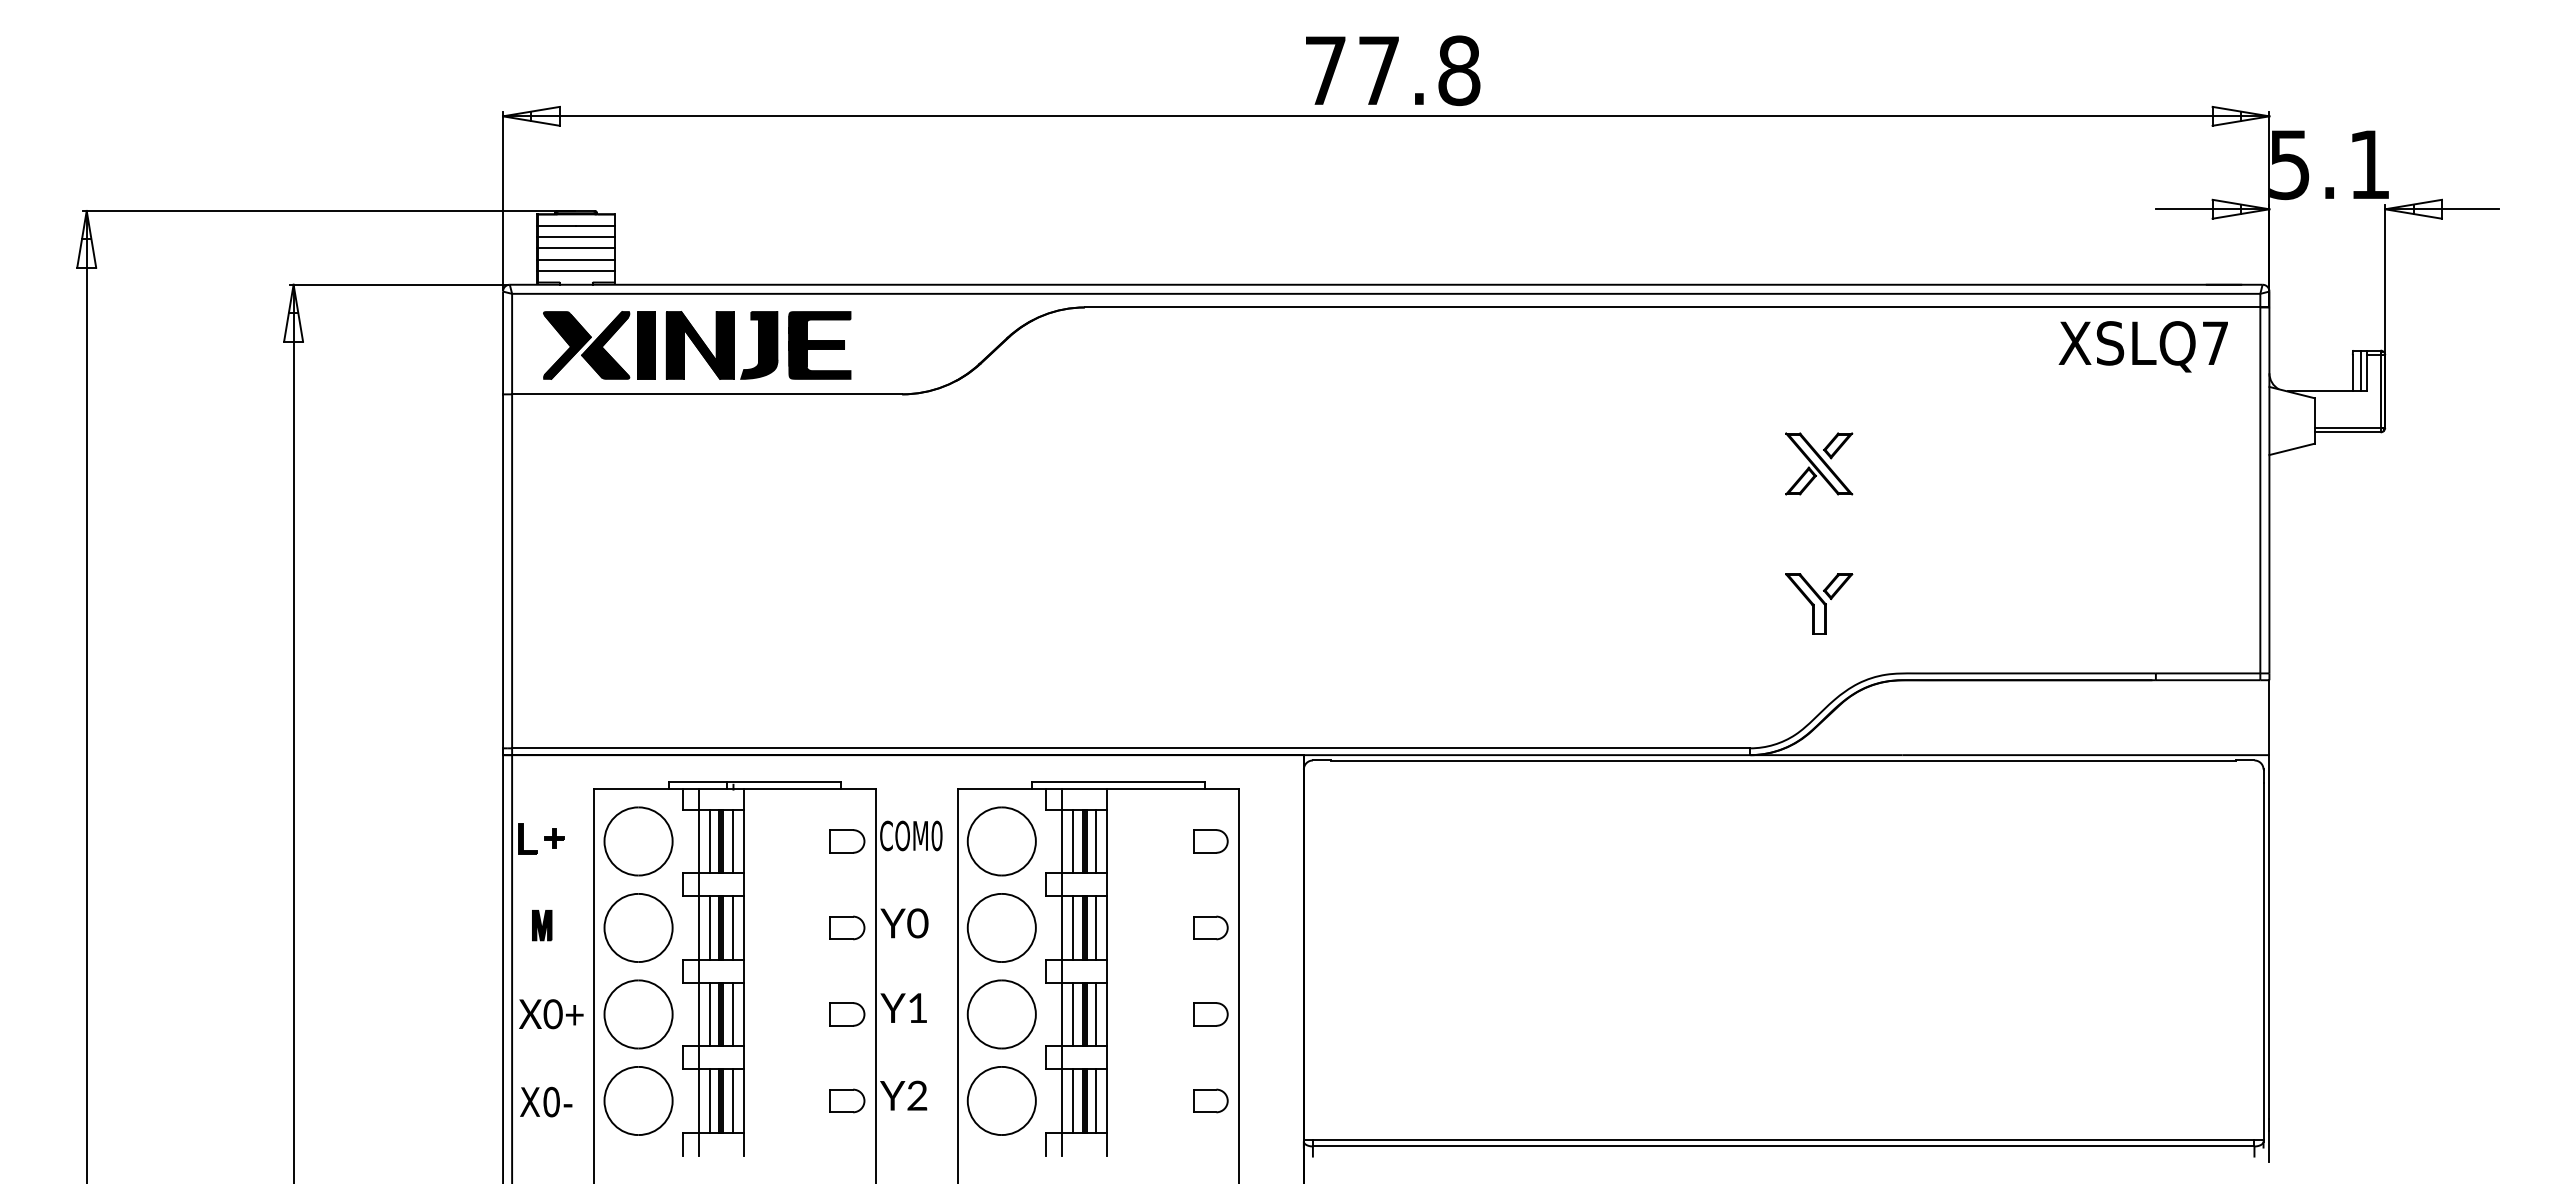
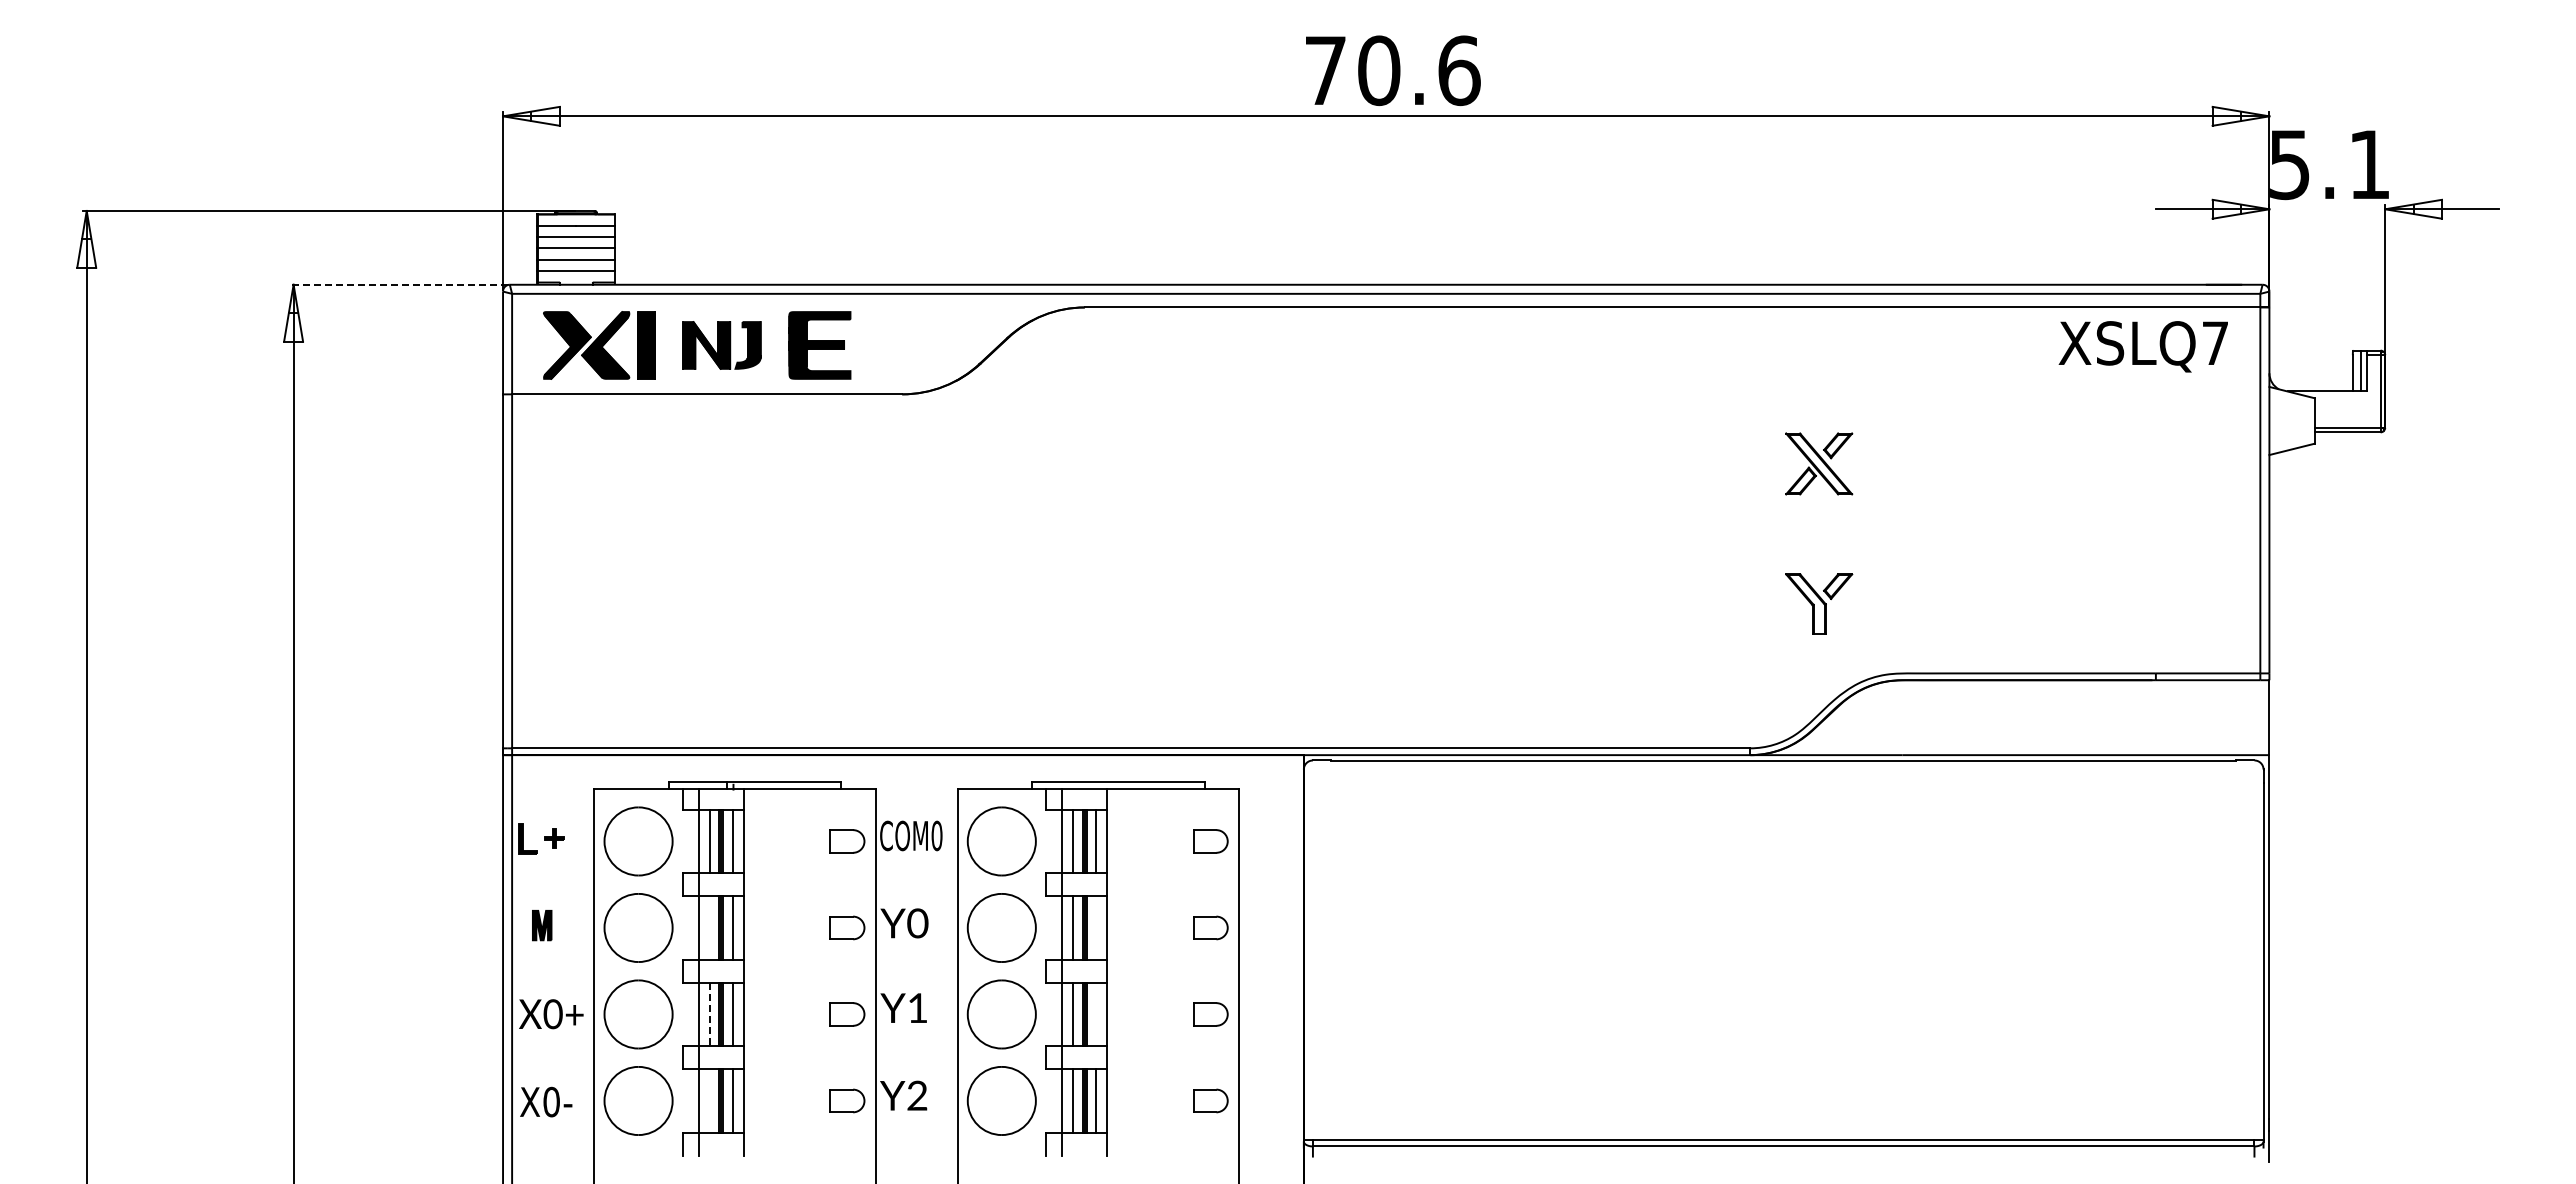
text: 77.8 -> 70.6 (1419, 70)
line: solid -> dashed (398, 284)
part size: 114x69 px -> 80x49 px (721, 345)
line: present -> none (710, 927)
line: present -> none (1096, 927)
line: solid -> dashed (710, 1014)
line: present -> none (1096, 1014)
line: present -> none (710, 1100)
